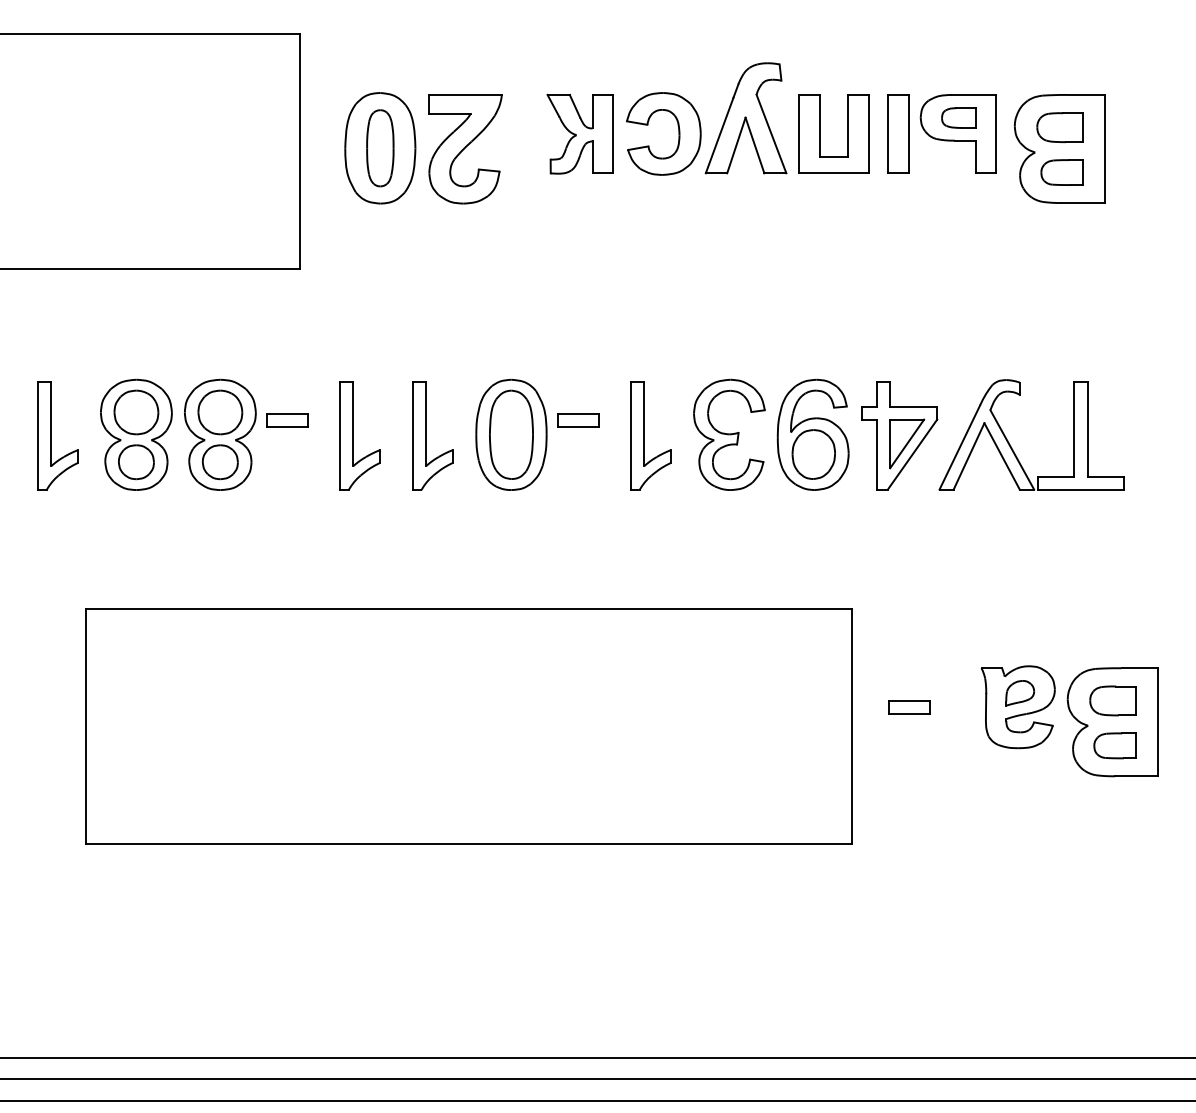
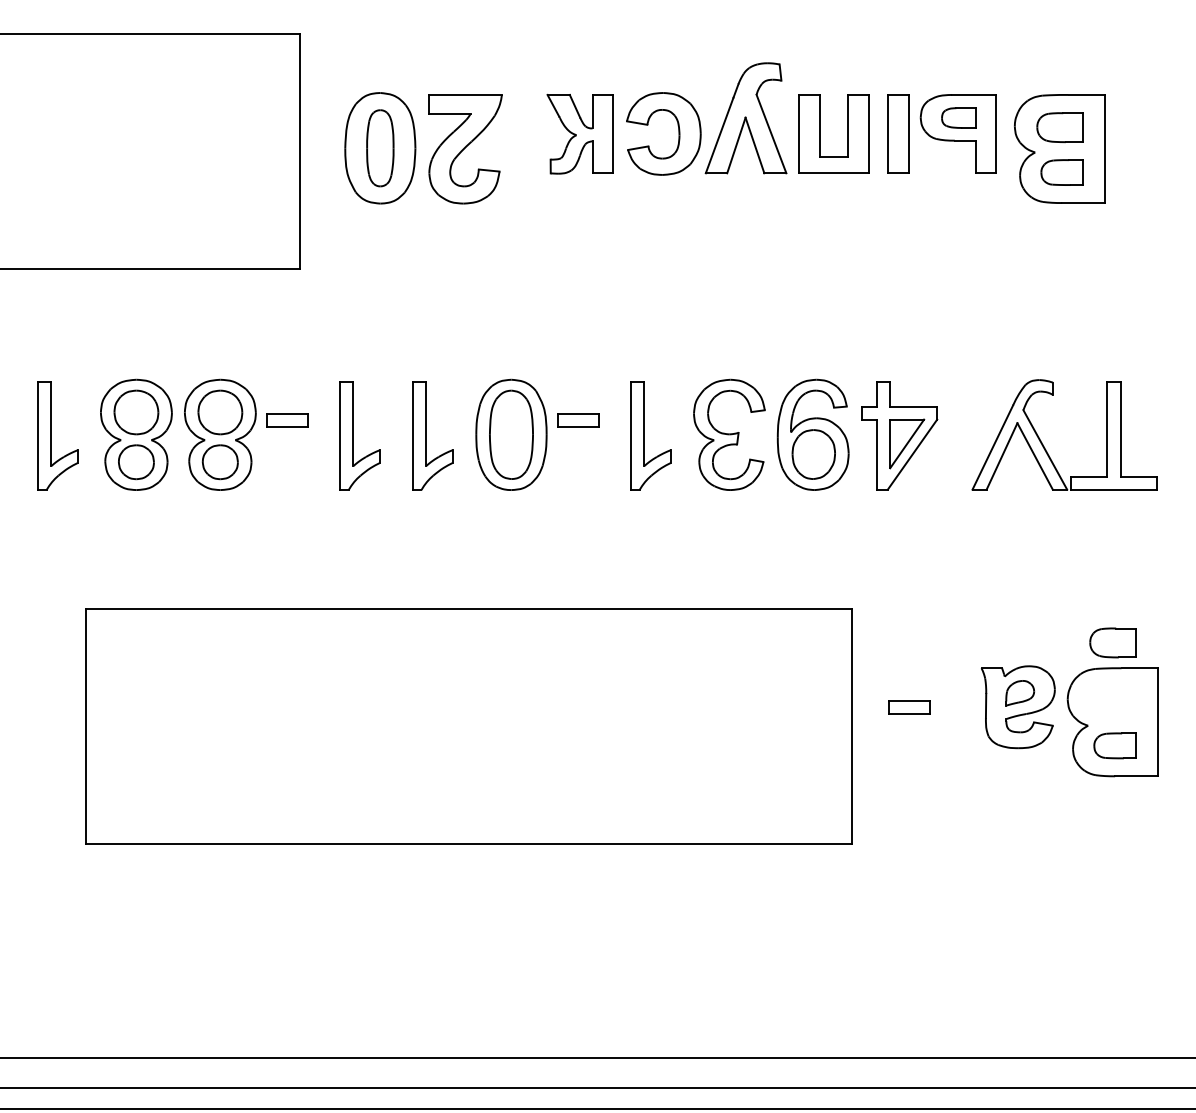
part position: (1010, 444) -> (1043, 444) (1043, 444)
part position: (1112, 700) -> (1112, 642) (1112, 642)
line position: (597, 1079) -> (597, 1088) (597, 1088)
line position: (597, 1100) -> (597, 1108) (597, 1108)
